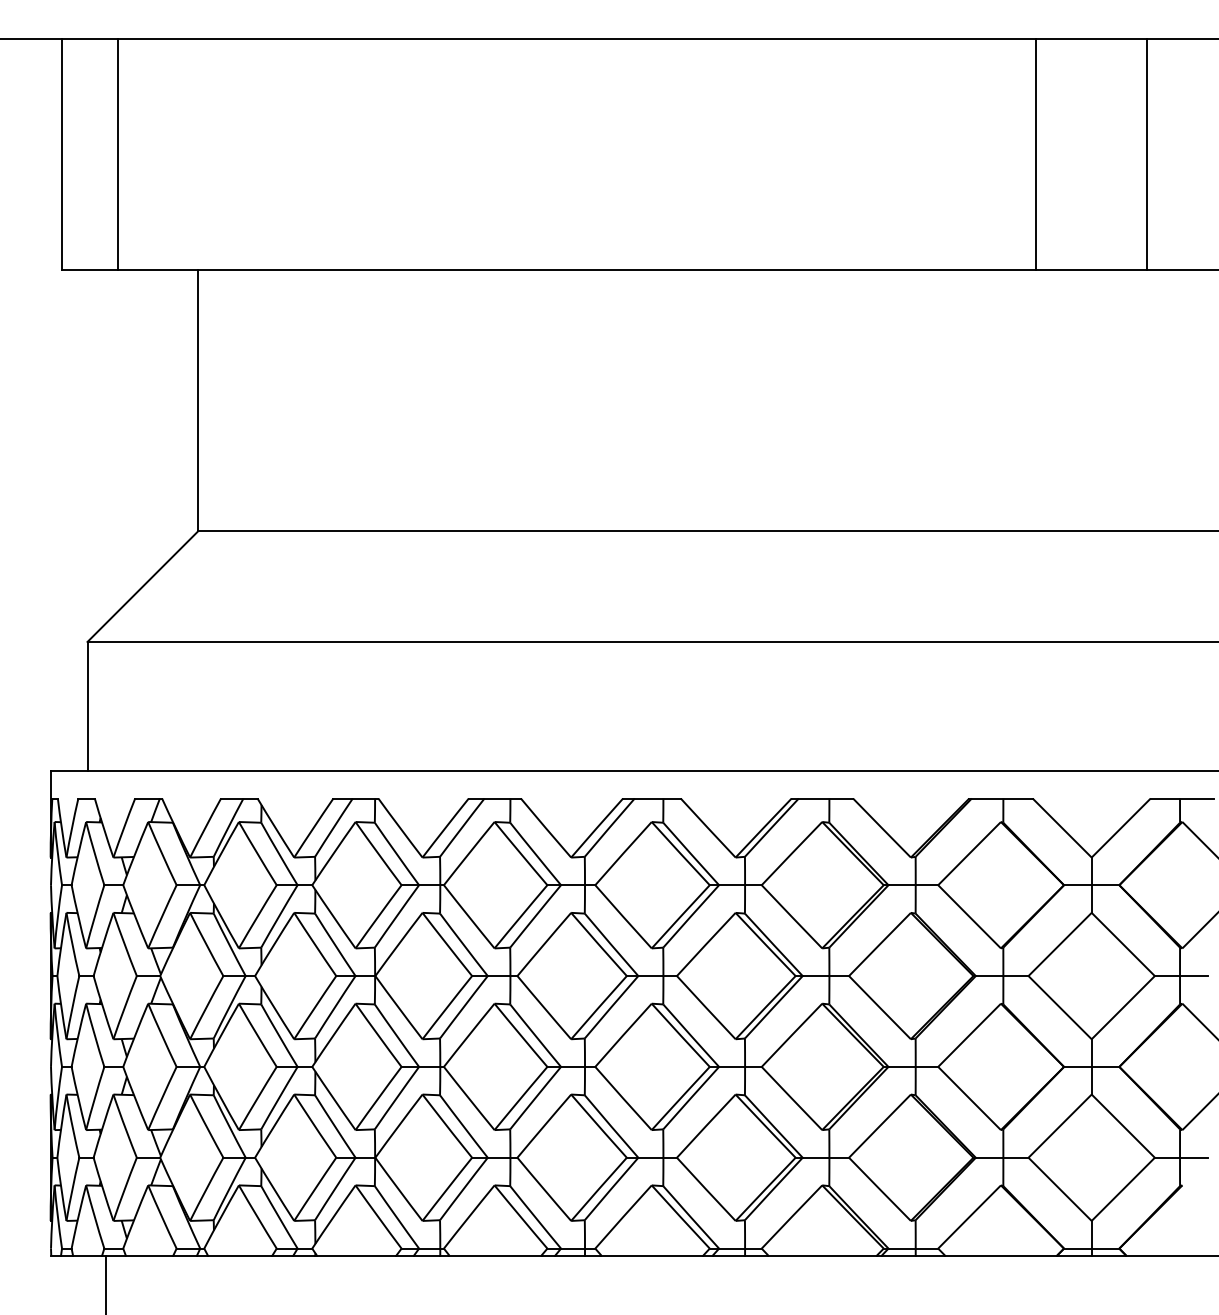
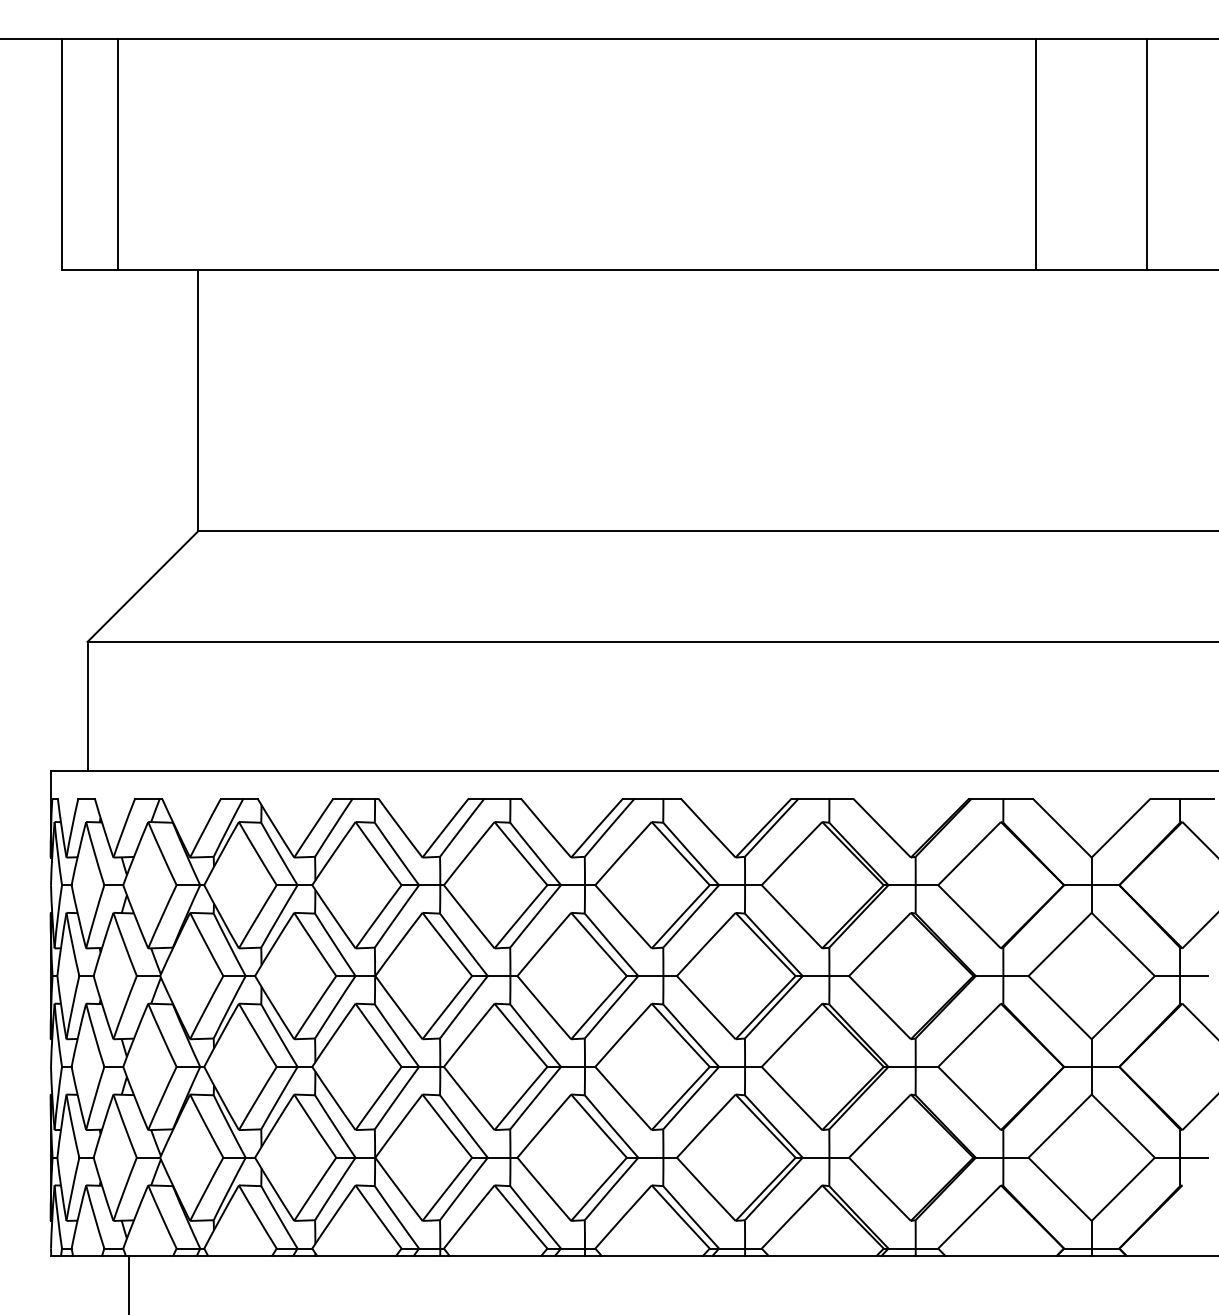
line position: (105, 1283) -> (128, 1283) (128, 1283)
